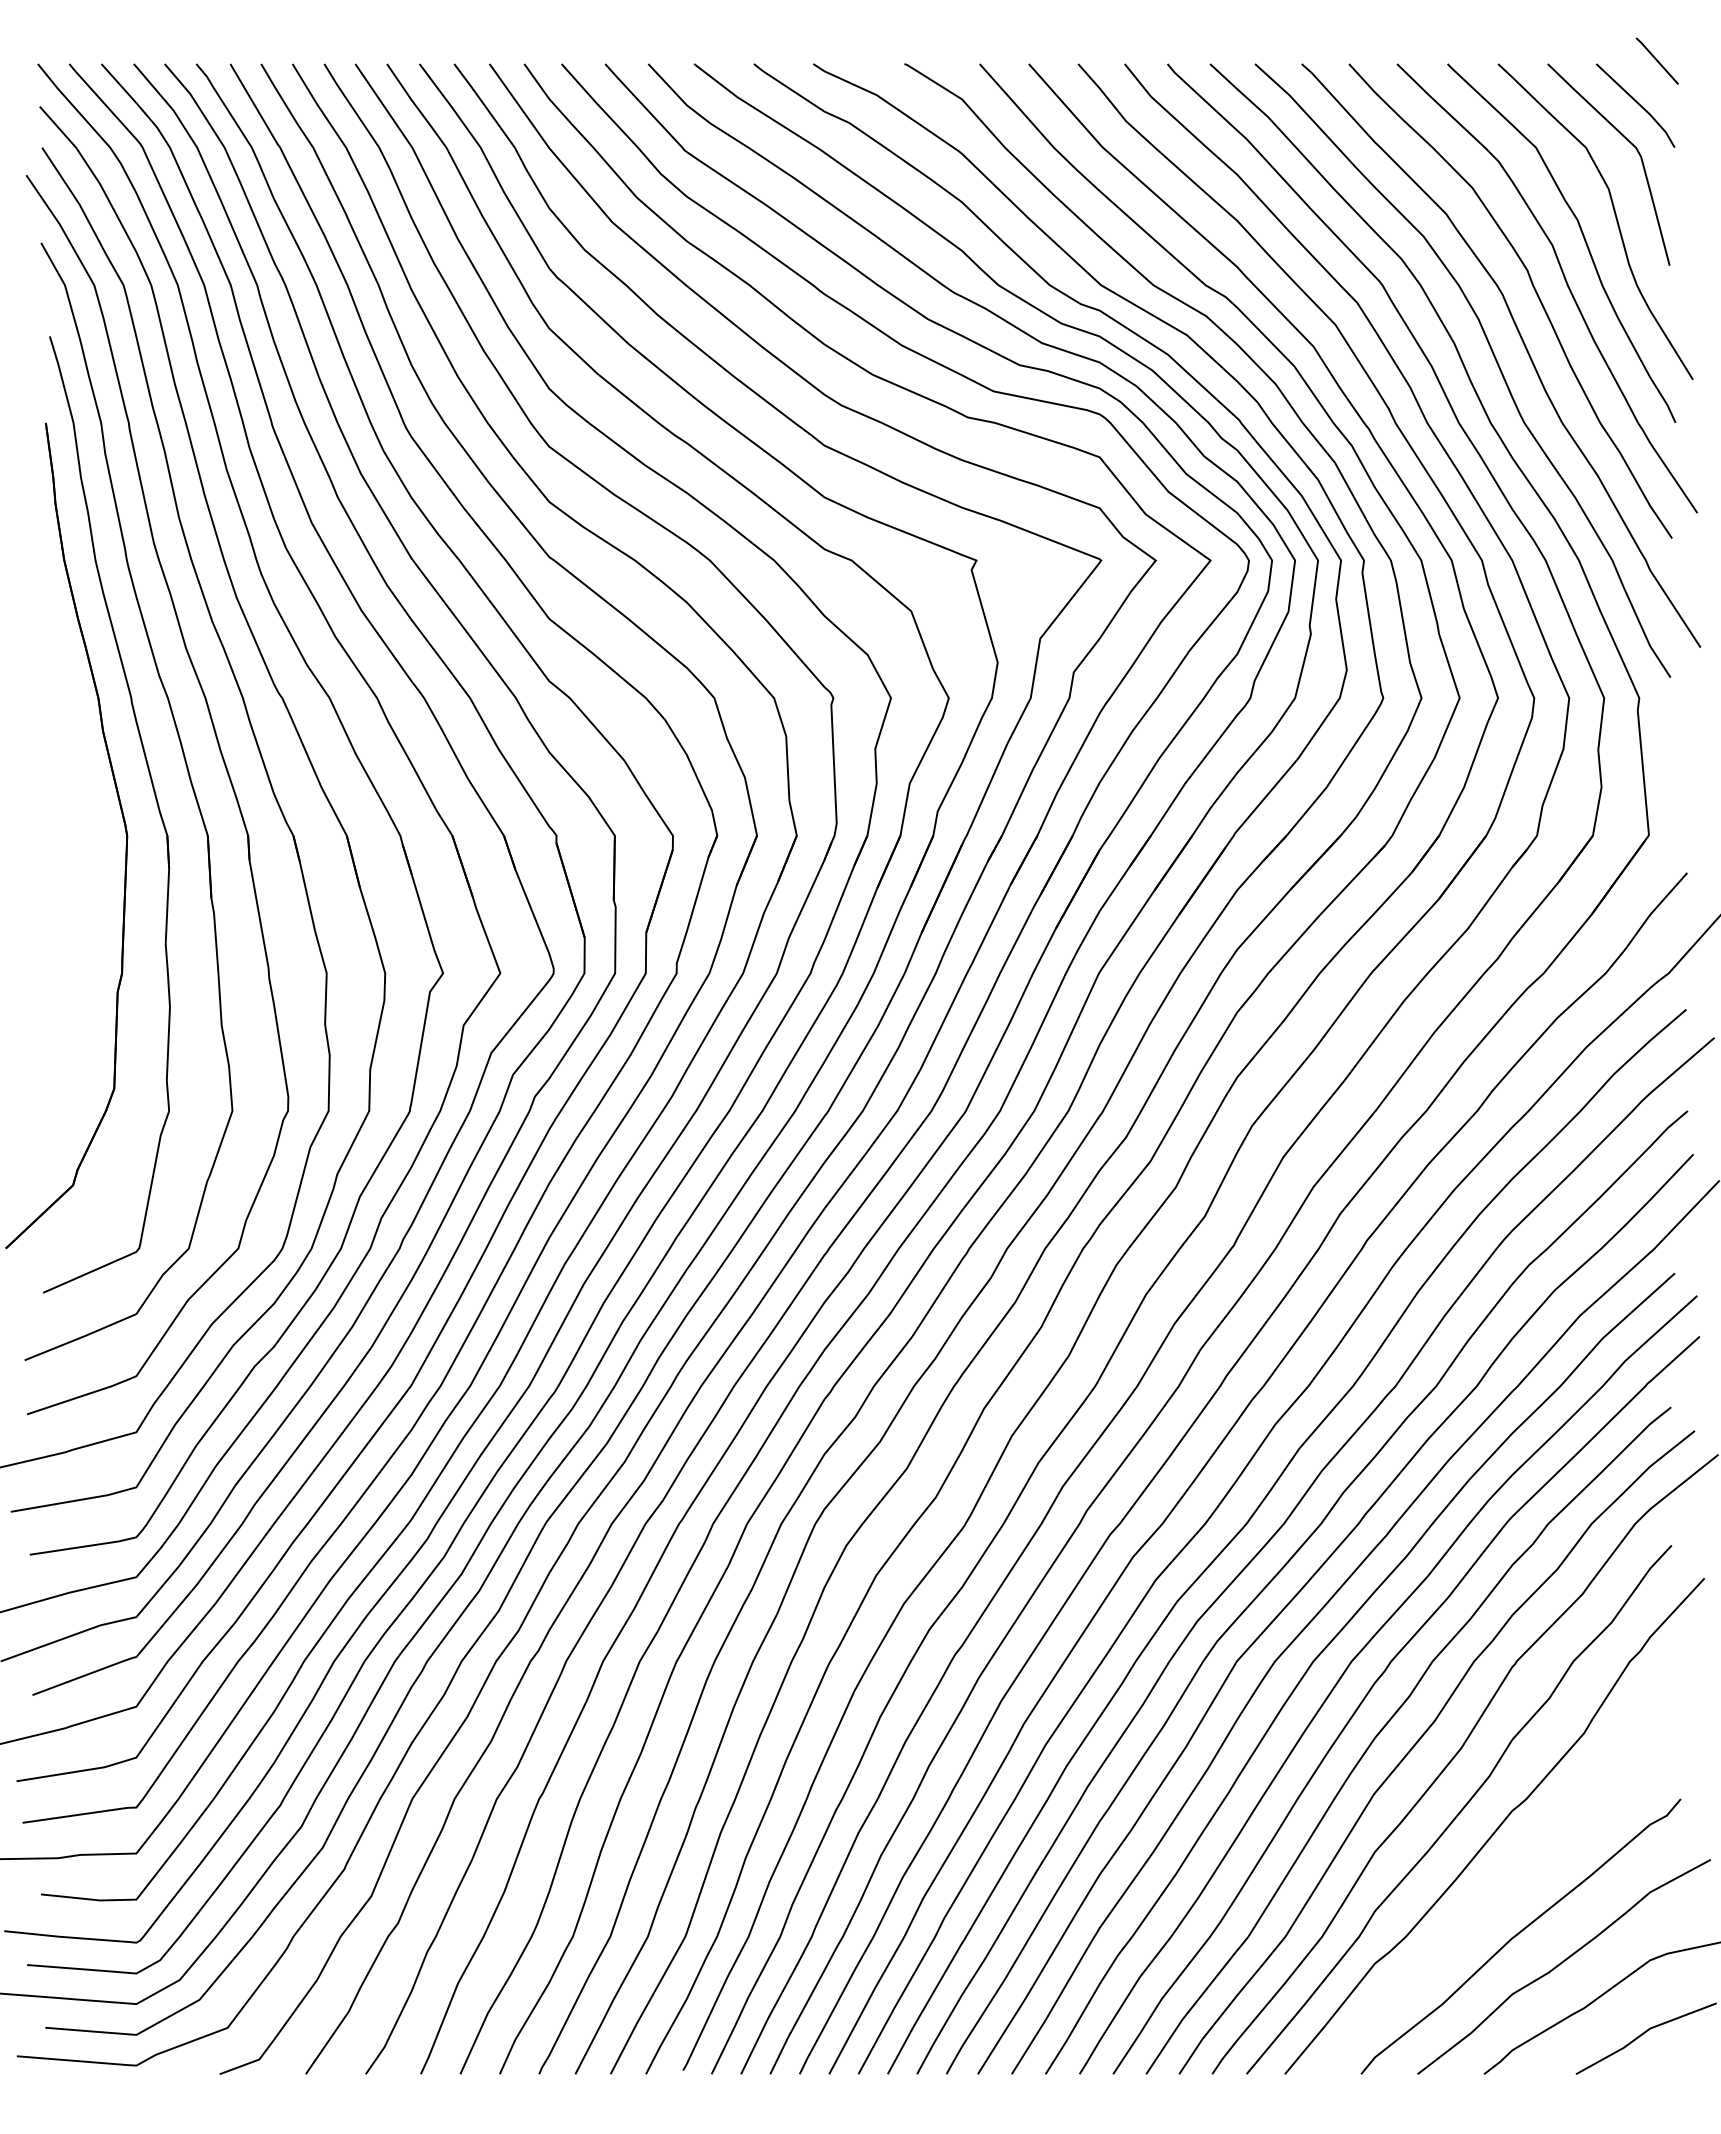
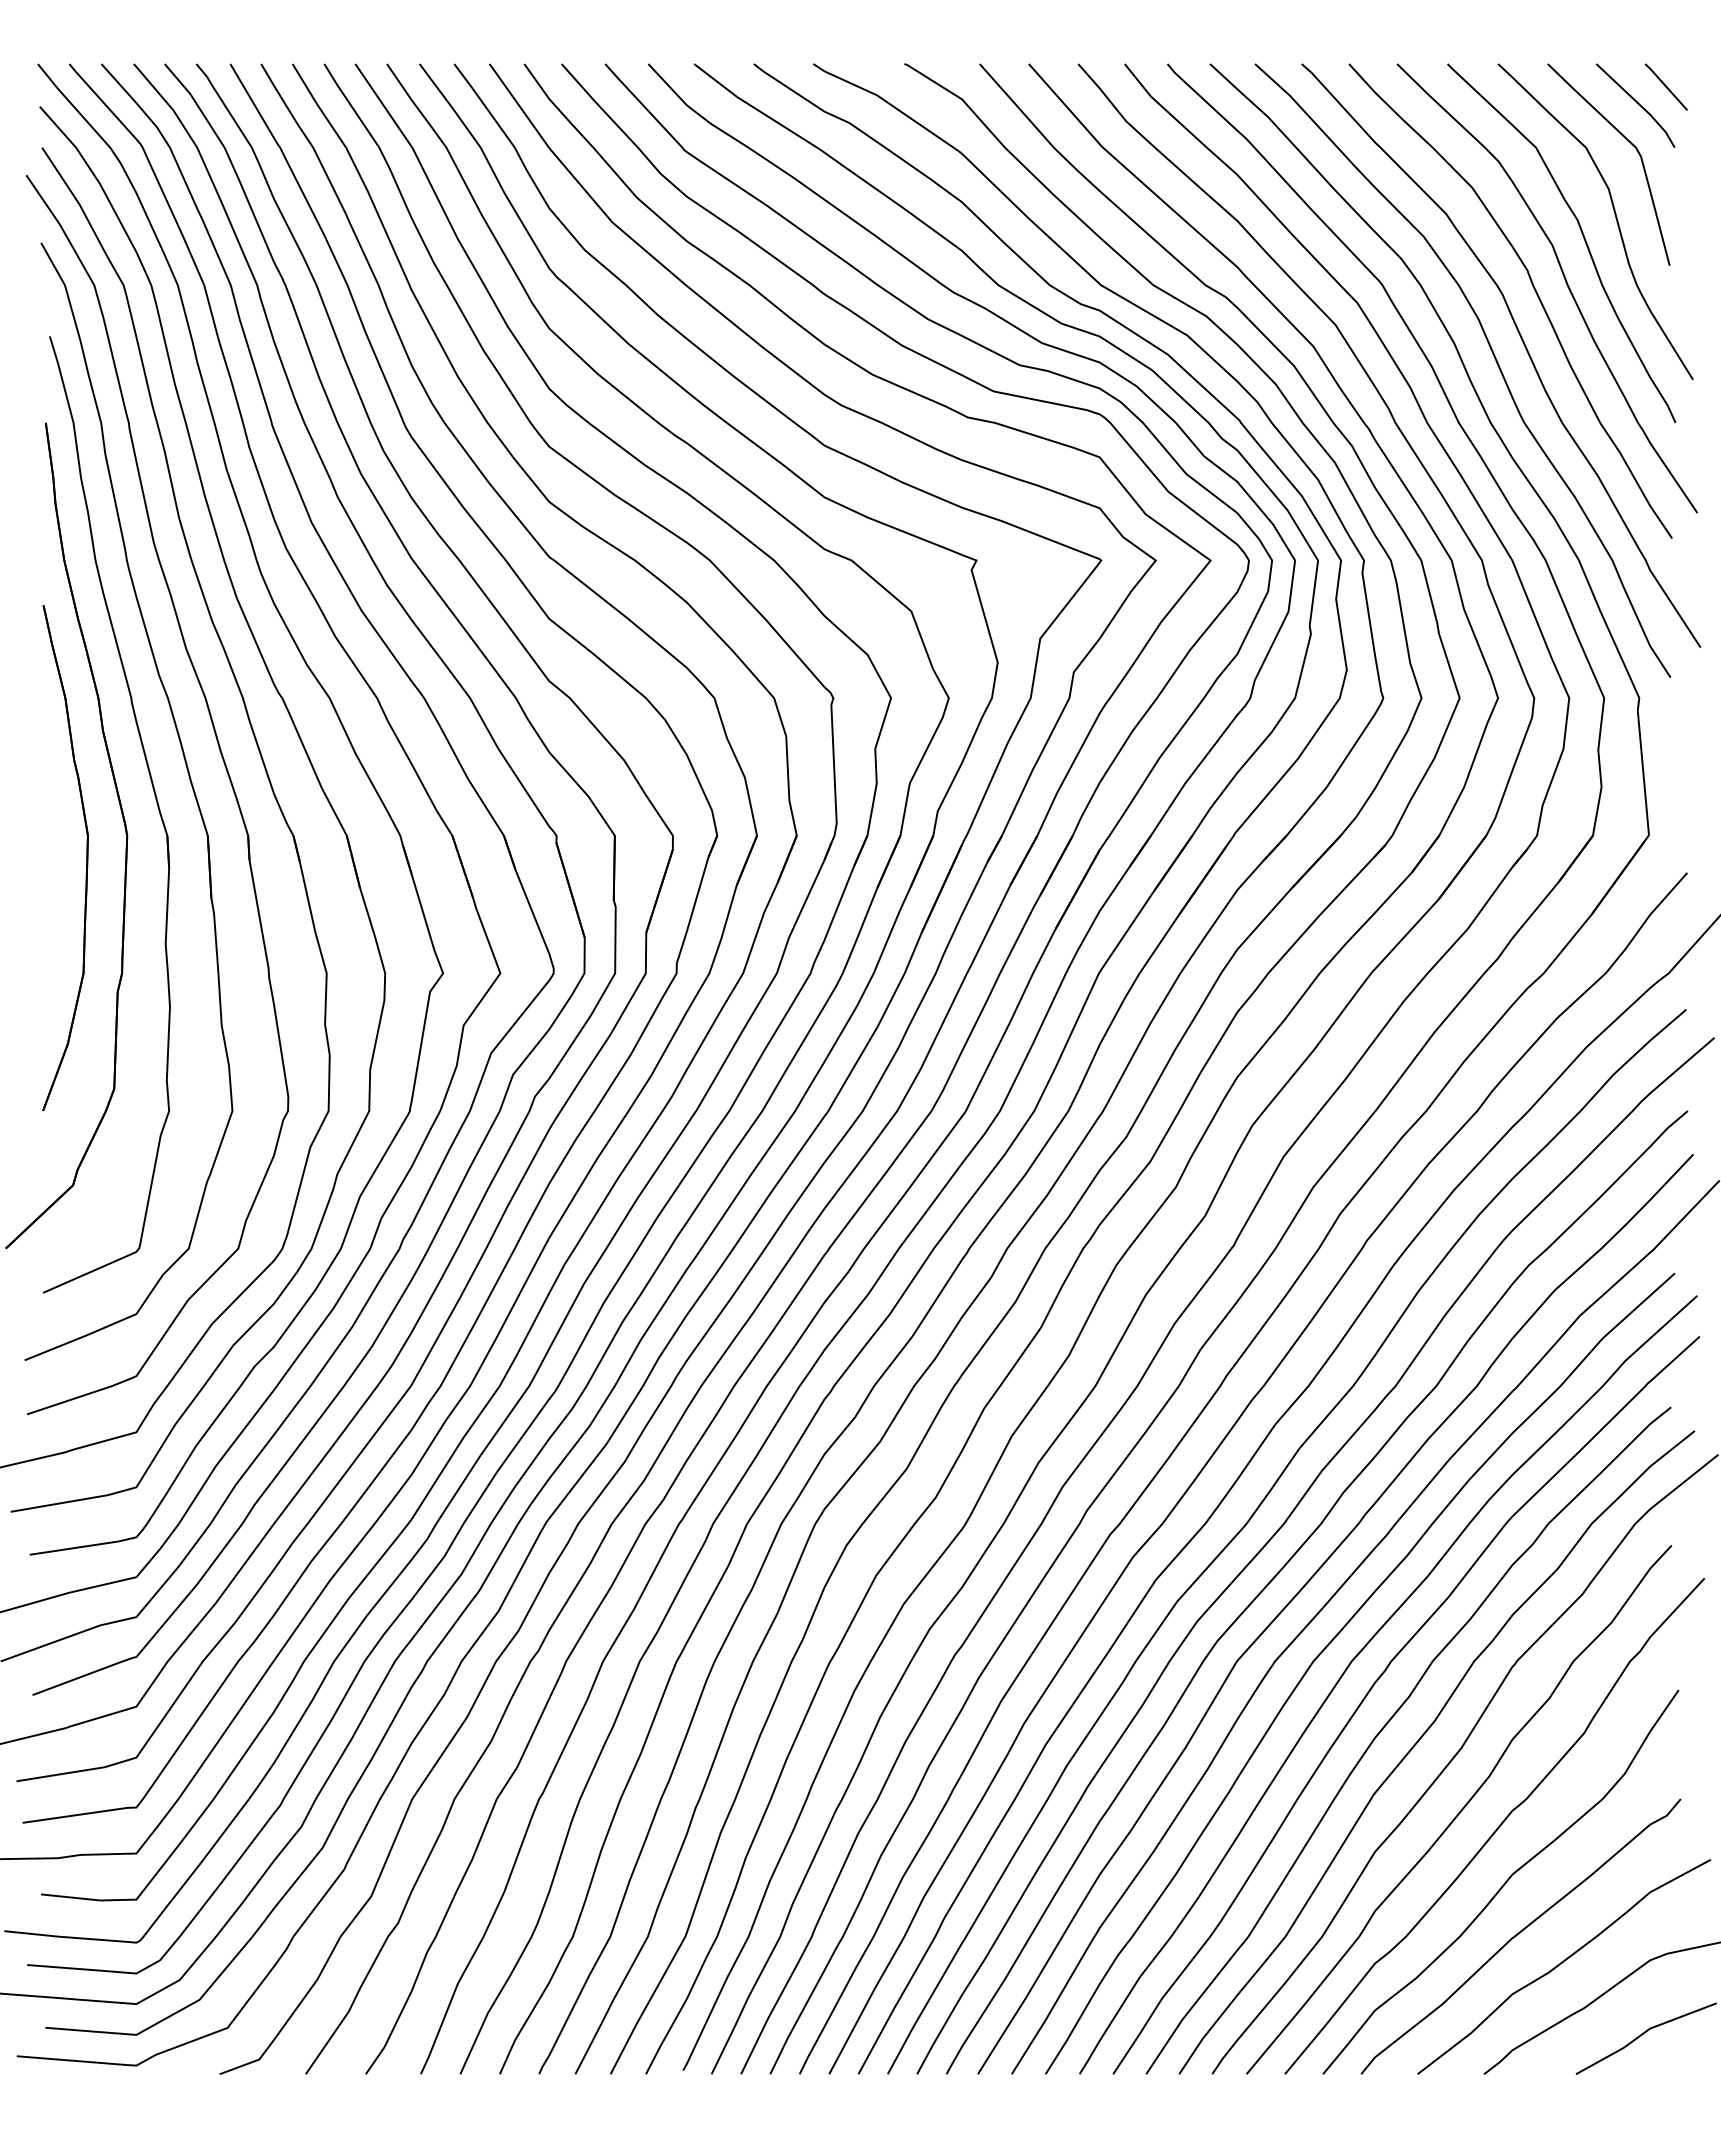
line position: (1656, 60) -> (1665, 86) (1665, 86)
part: none -> present (86, 858)
curve: none -> present (1503, 1883)
